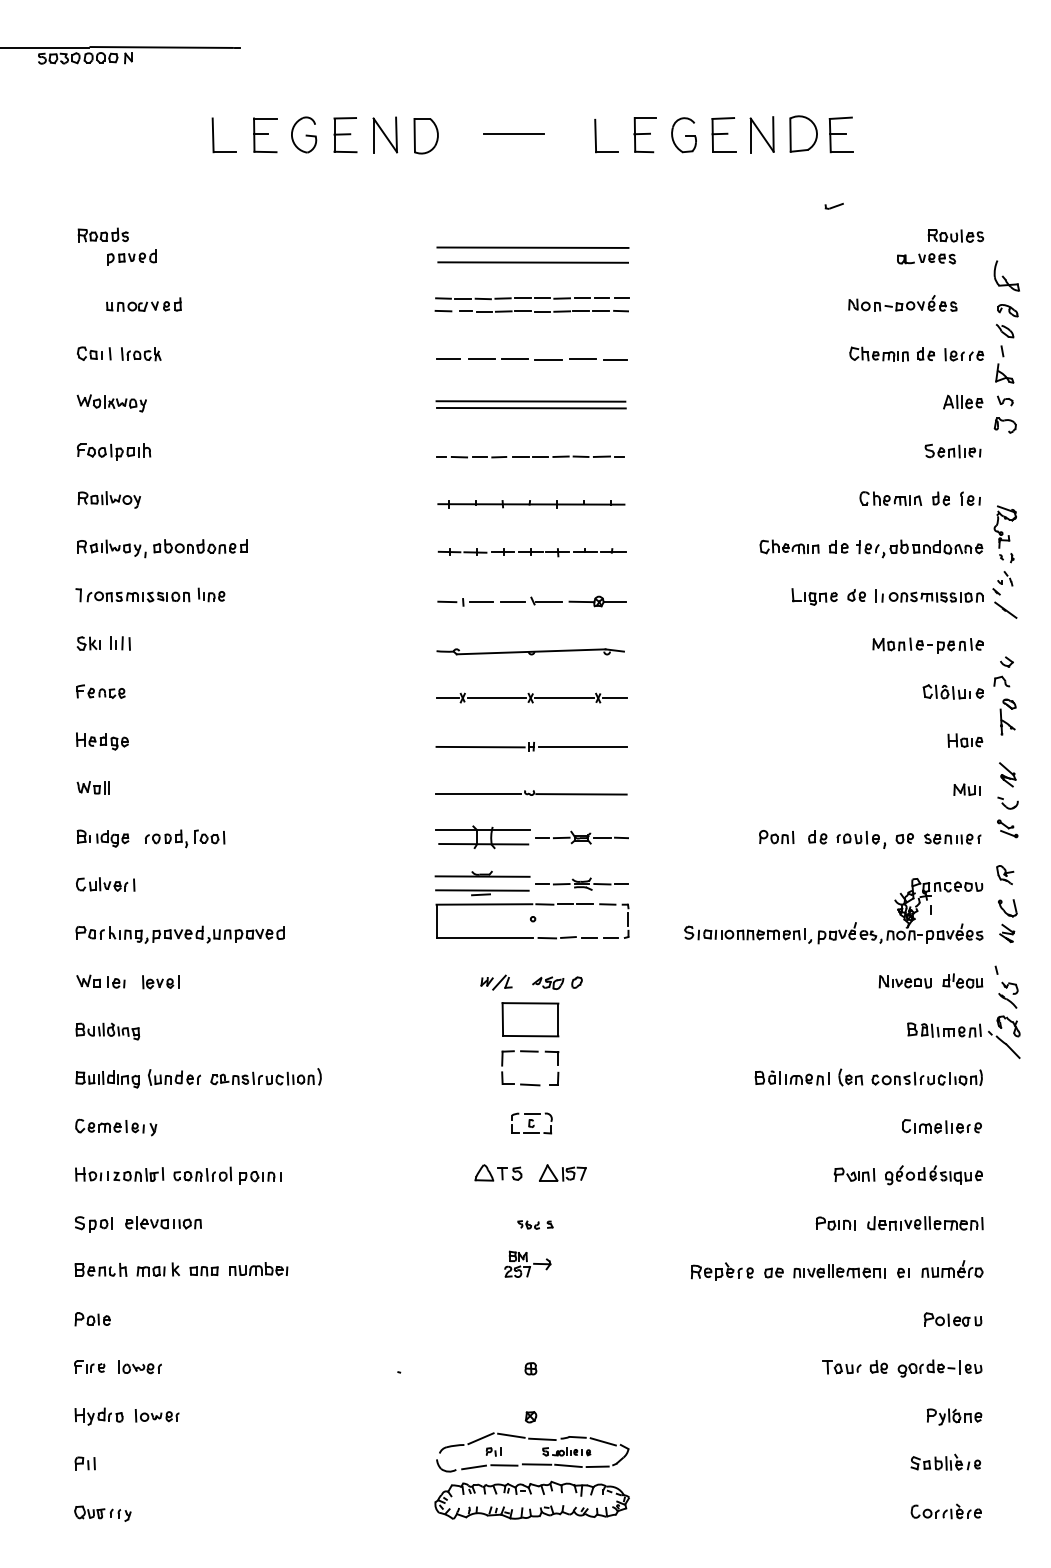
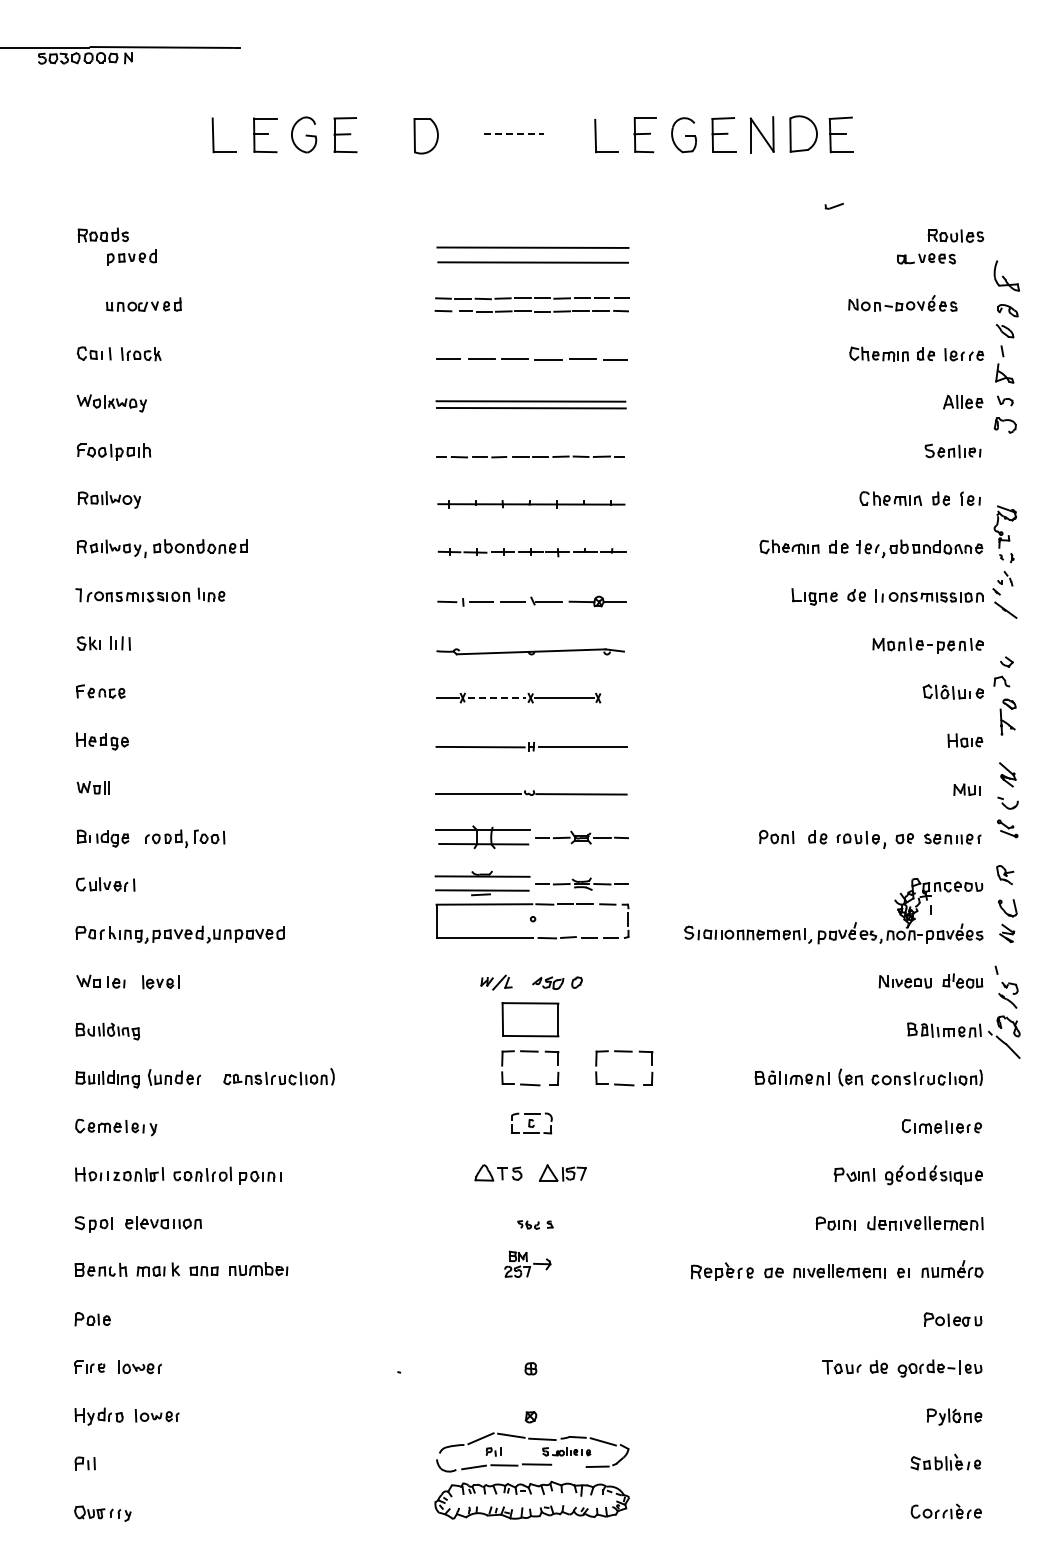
part: present -> none (384, 134)
line: solid -> dashed (514, 134)
line: solid -> dashed (497, 697)
line: present -> none (614, 698)
part position: (265, 1076) -> (278, 1076) (278, 1076)
part: none -> present (621, 1083)
line: present -> none (568, 1465)
